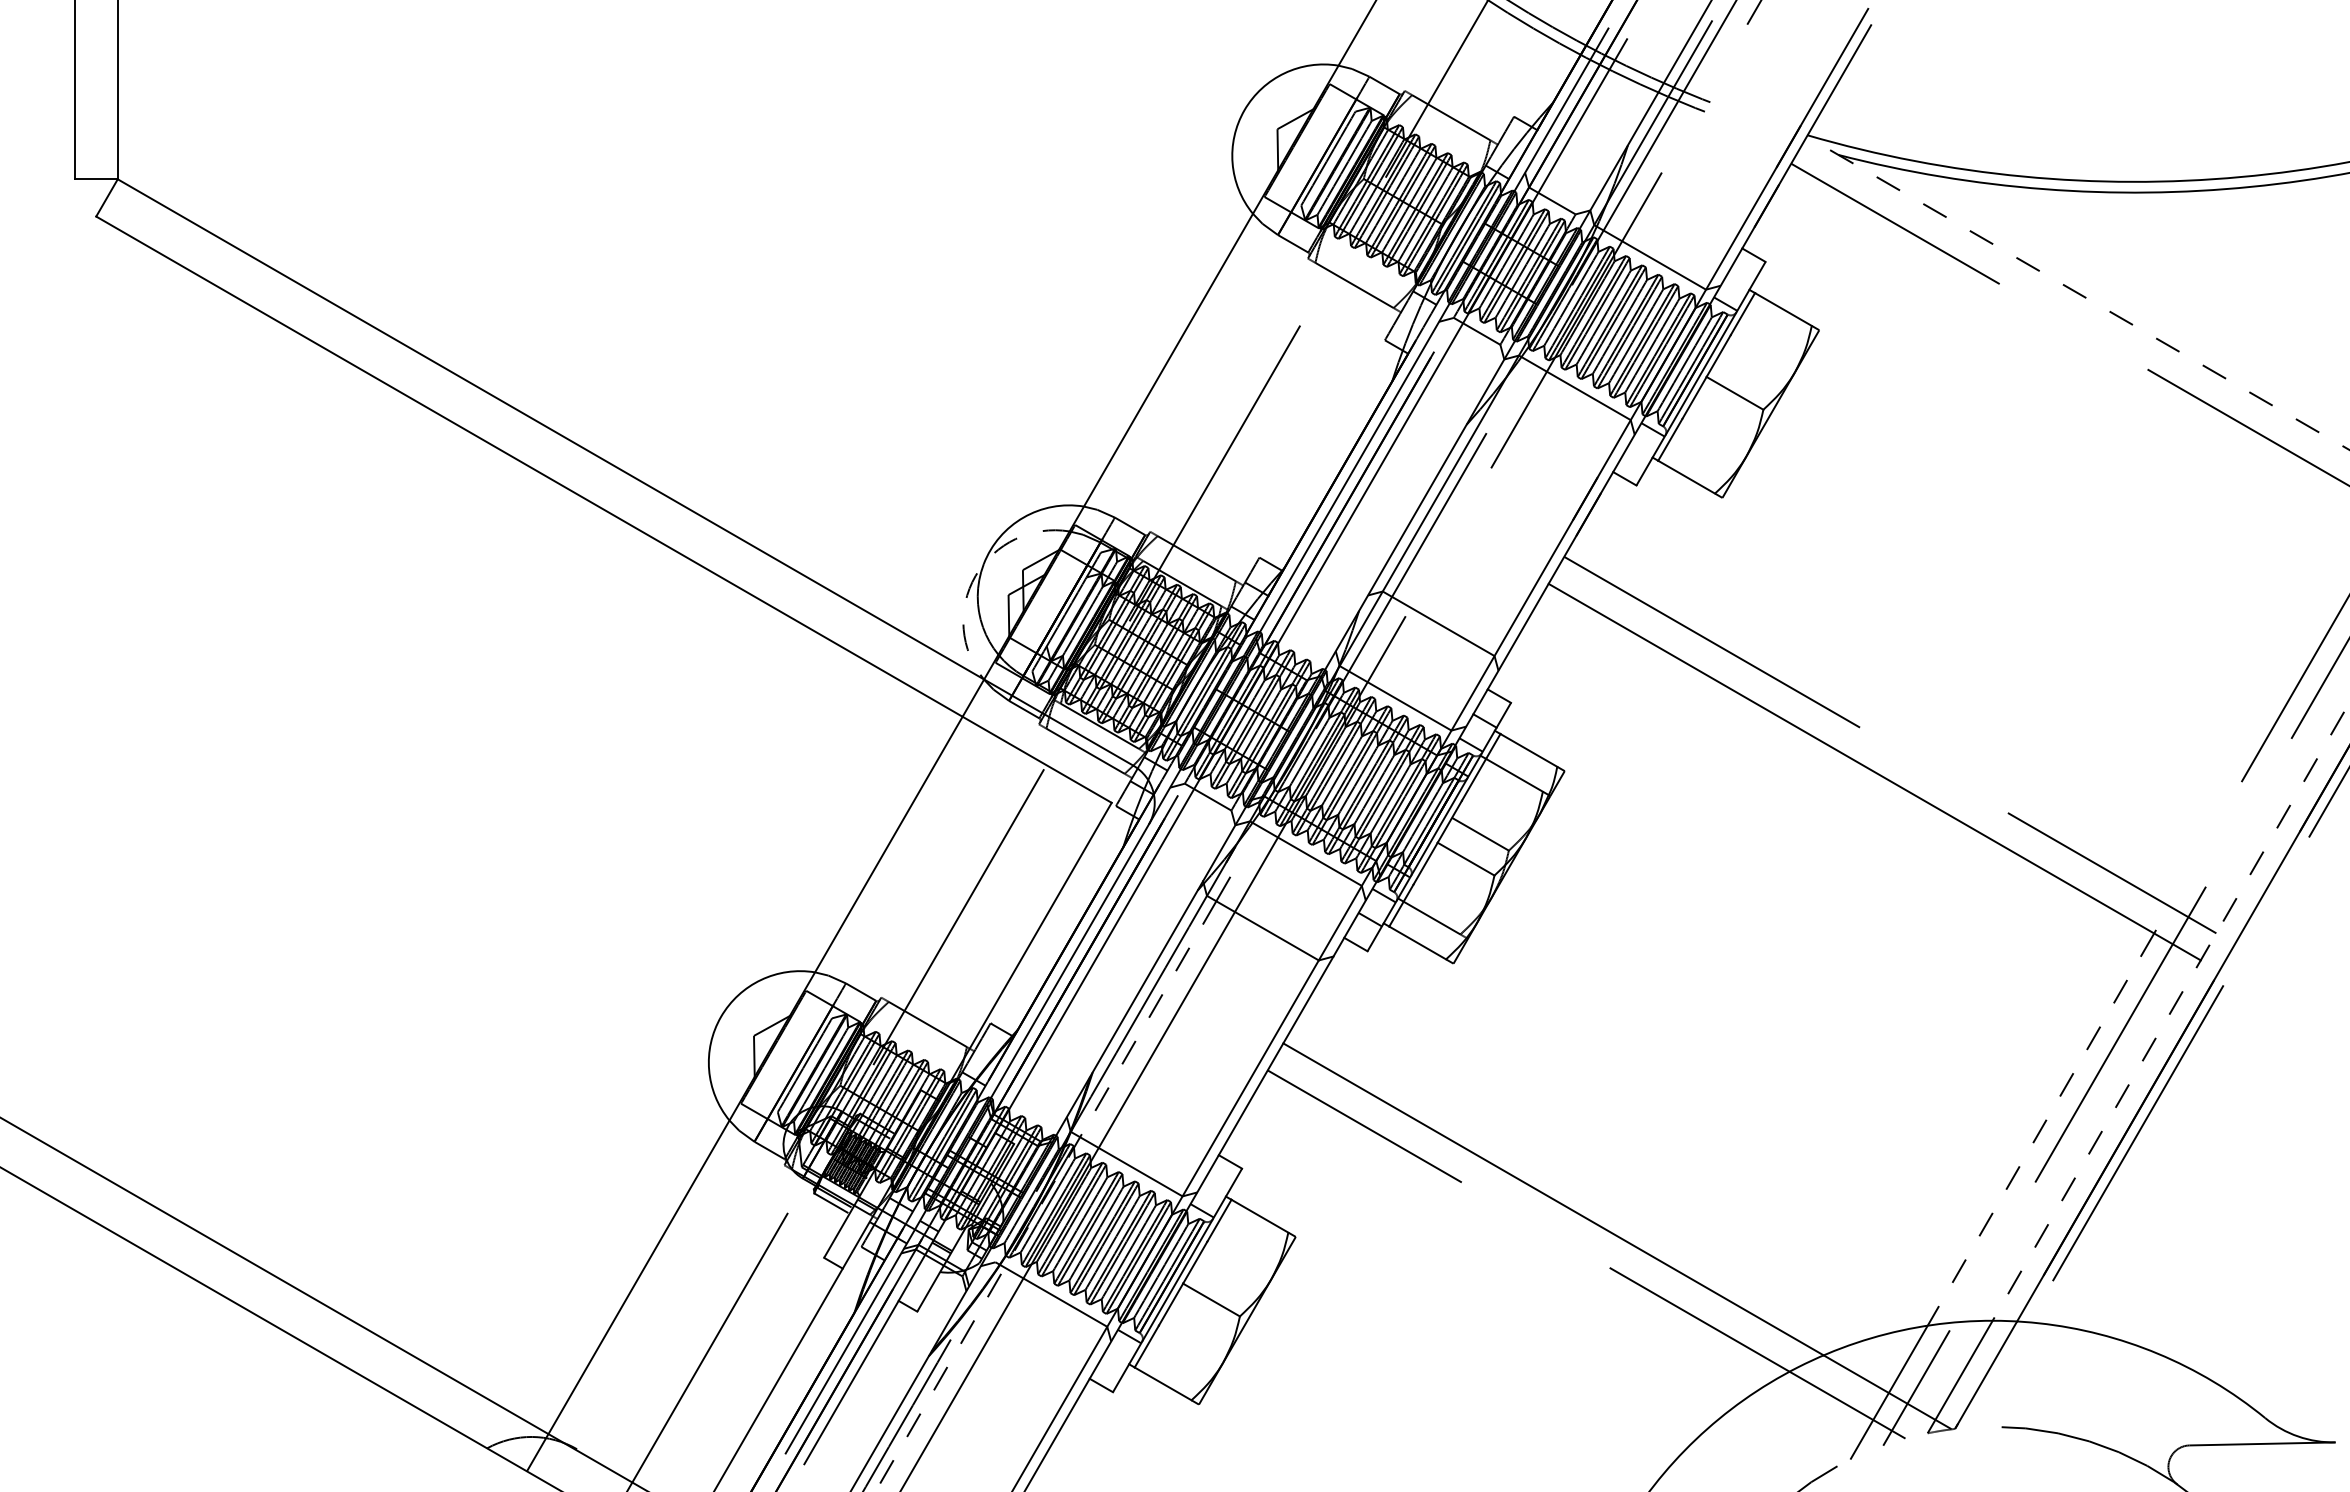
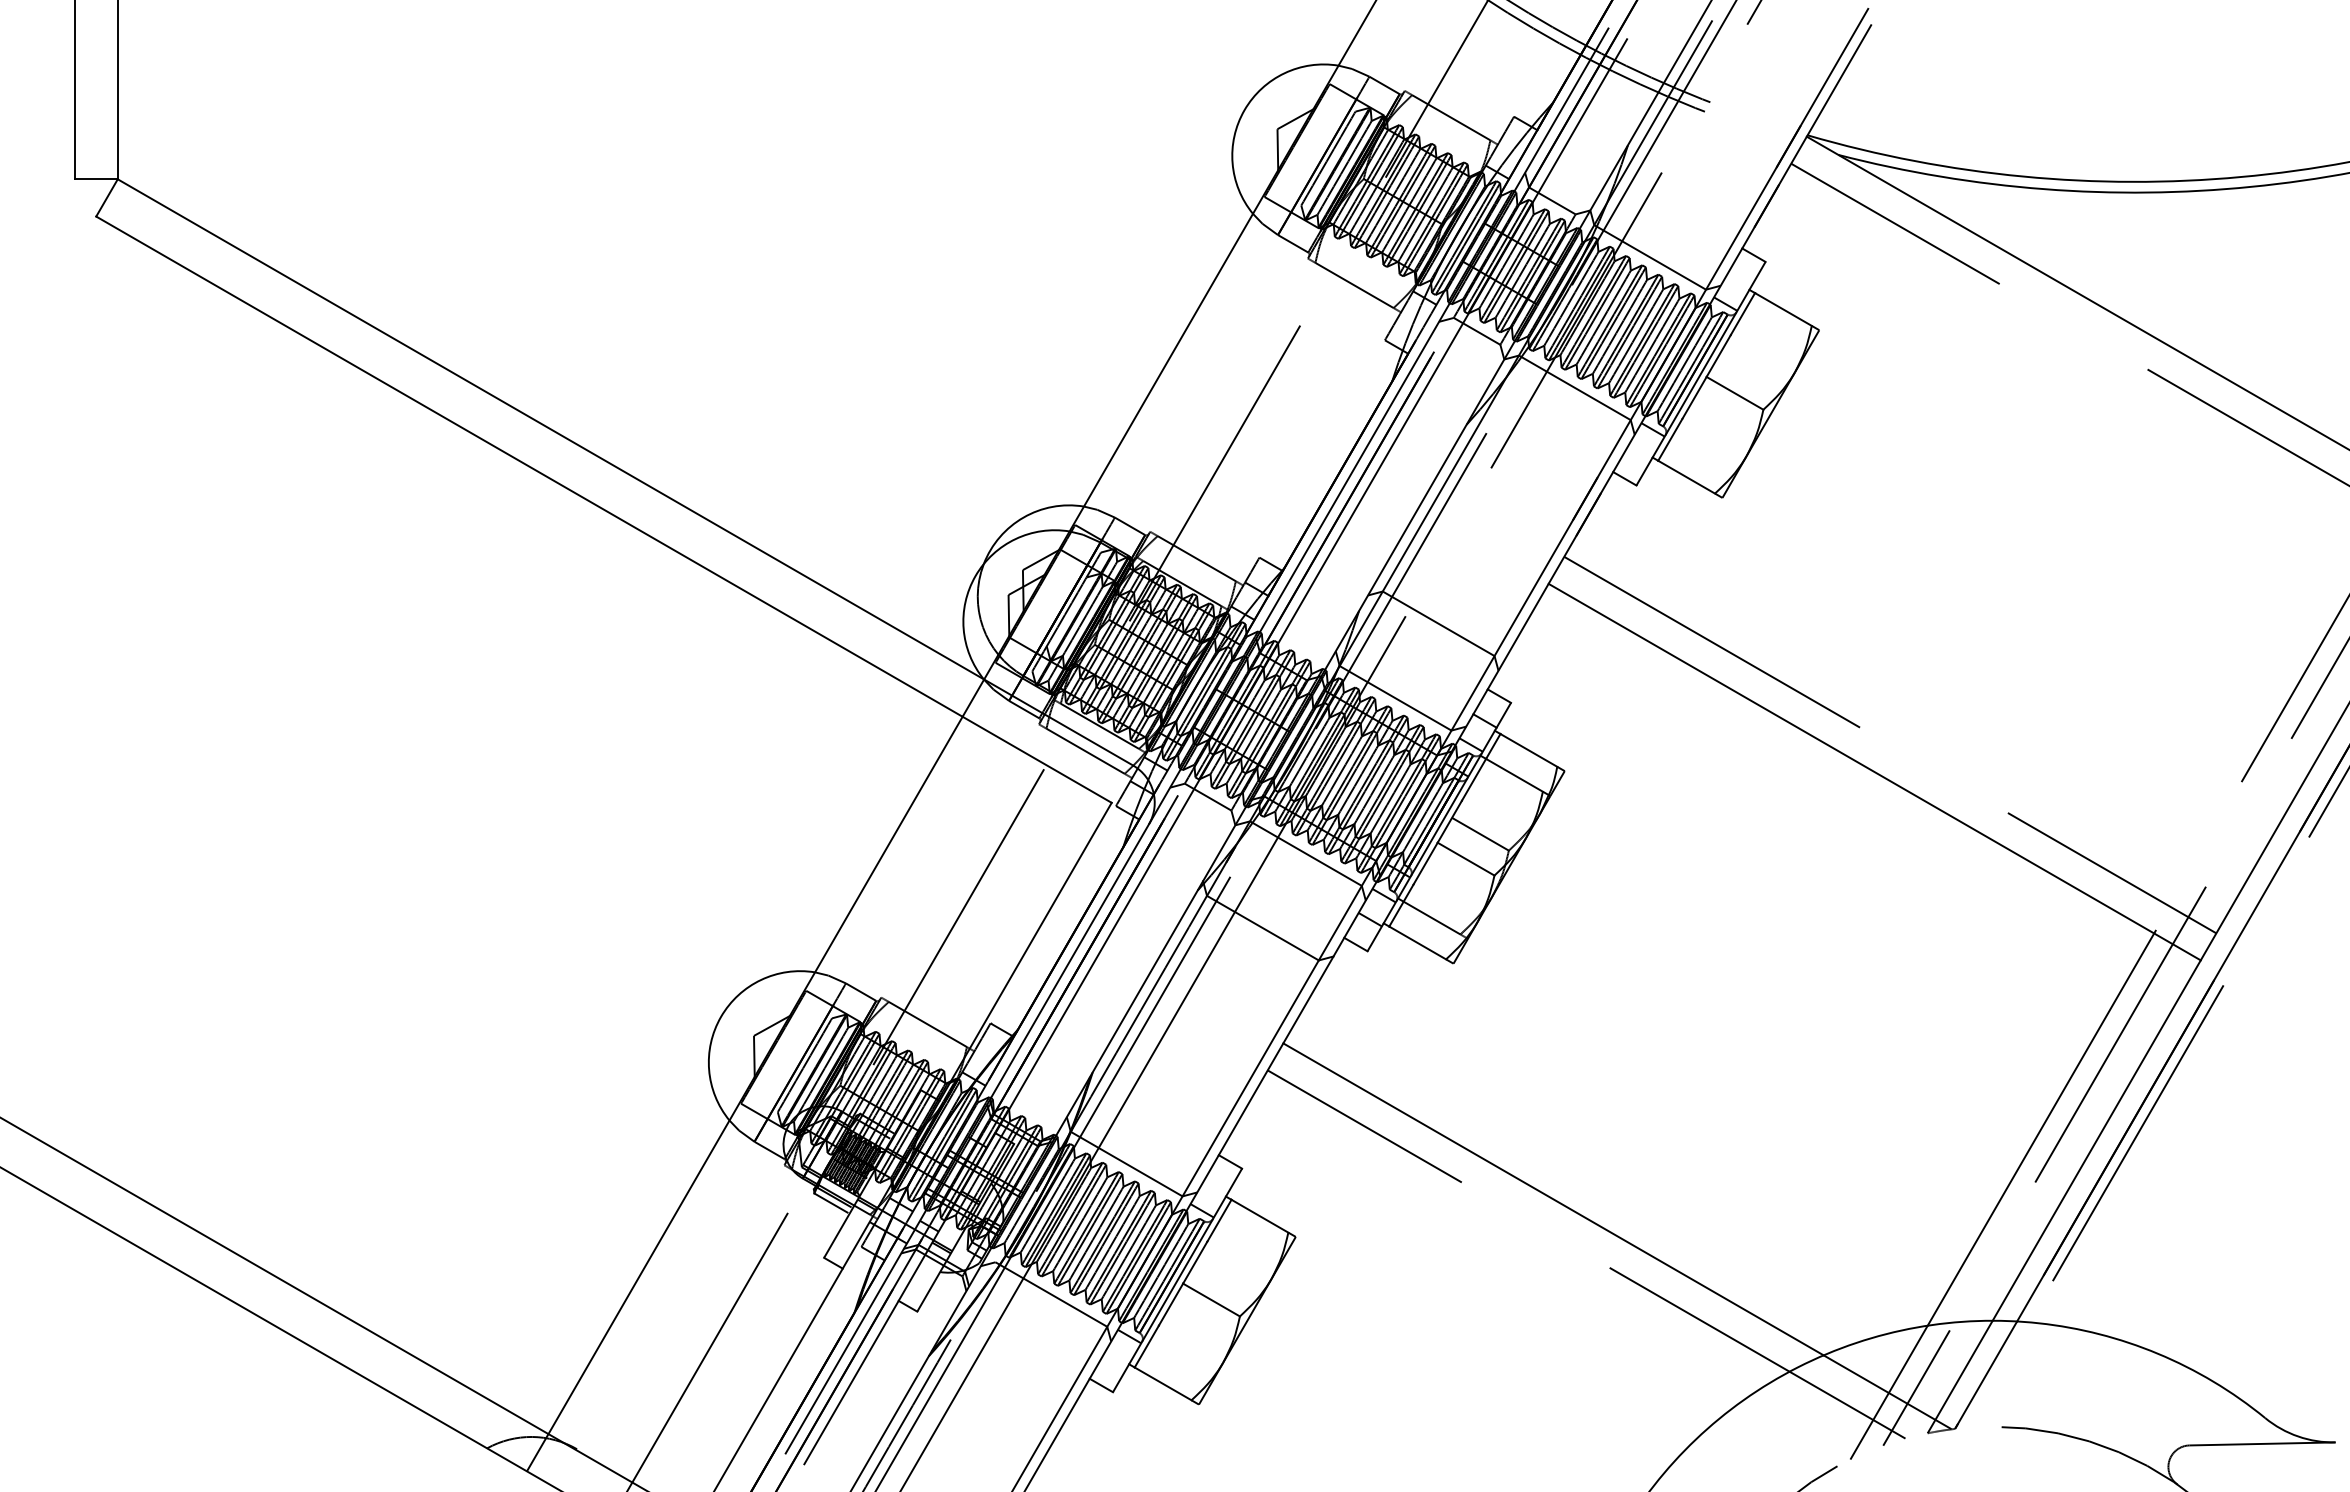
line: dashed -> solid (2078, 293)
arc: dashed -> solid (975, 575)
line: dashed -> solid (2171, 1011)
line: dashed -> solid (2040, 1130)
line: dashed -> solid (1045, 1197)
